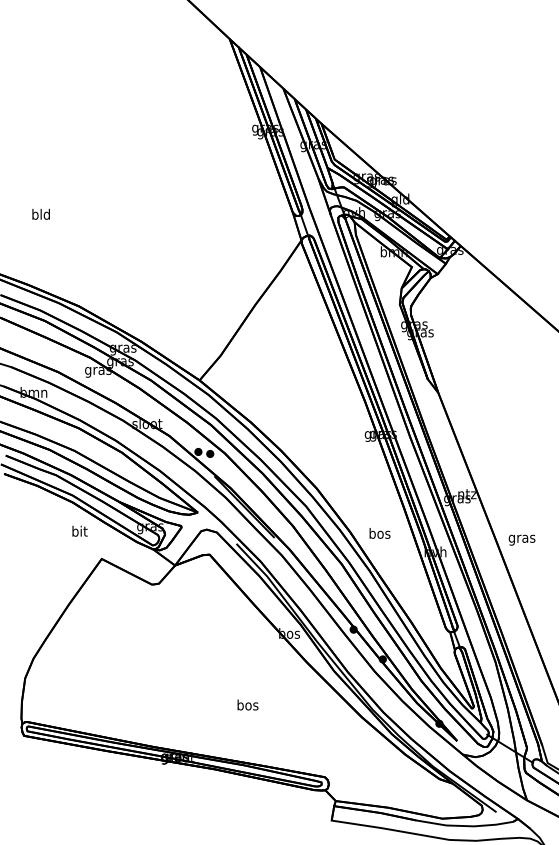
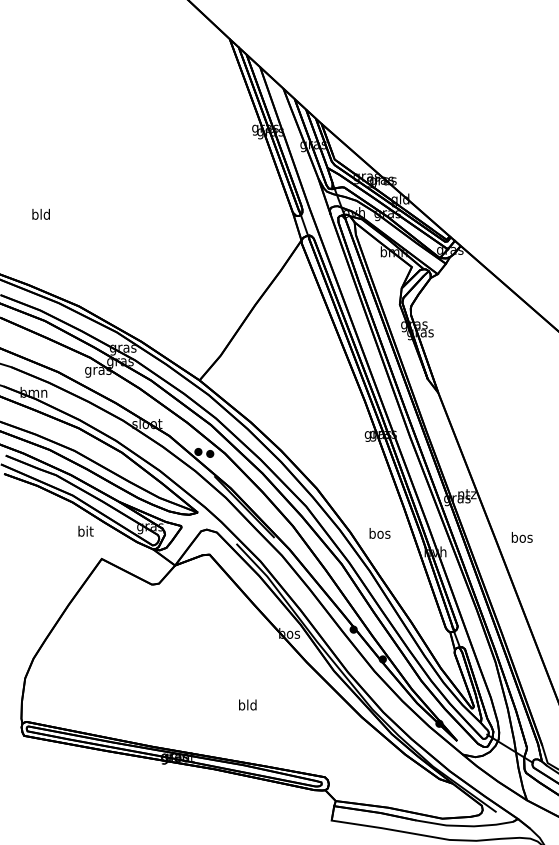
text position: (79, 530) -> (85, 530) (85, 530)
text: gras -> bos (521, 538)
text: bos -> bld (247, 704)
